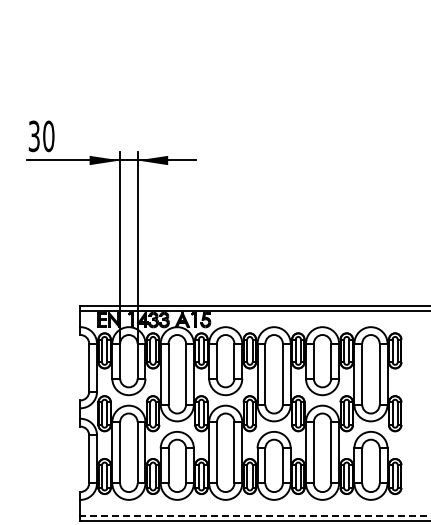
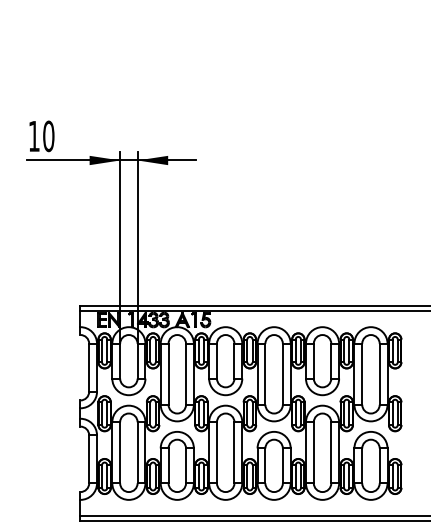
text: 30 -> 10 (33, 136)
line: dashed -> solid (255, 515)
